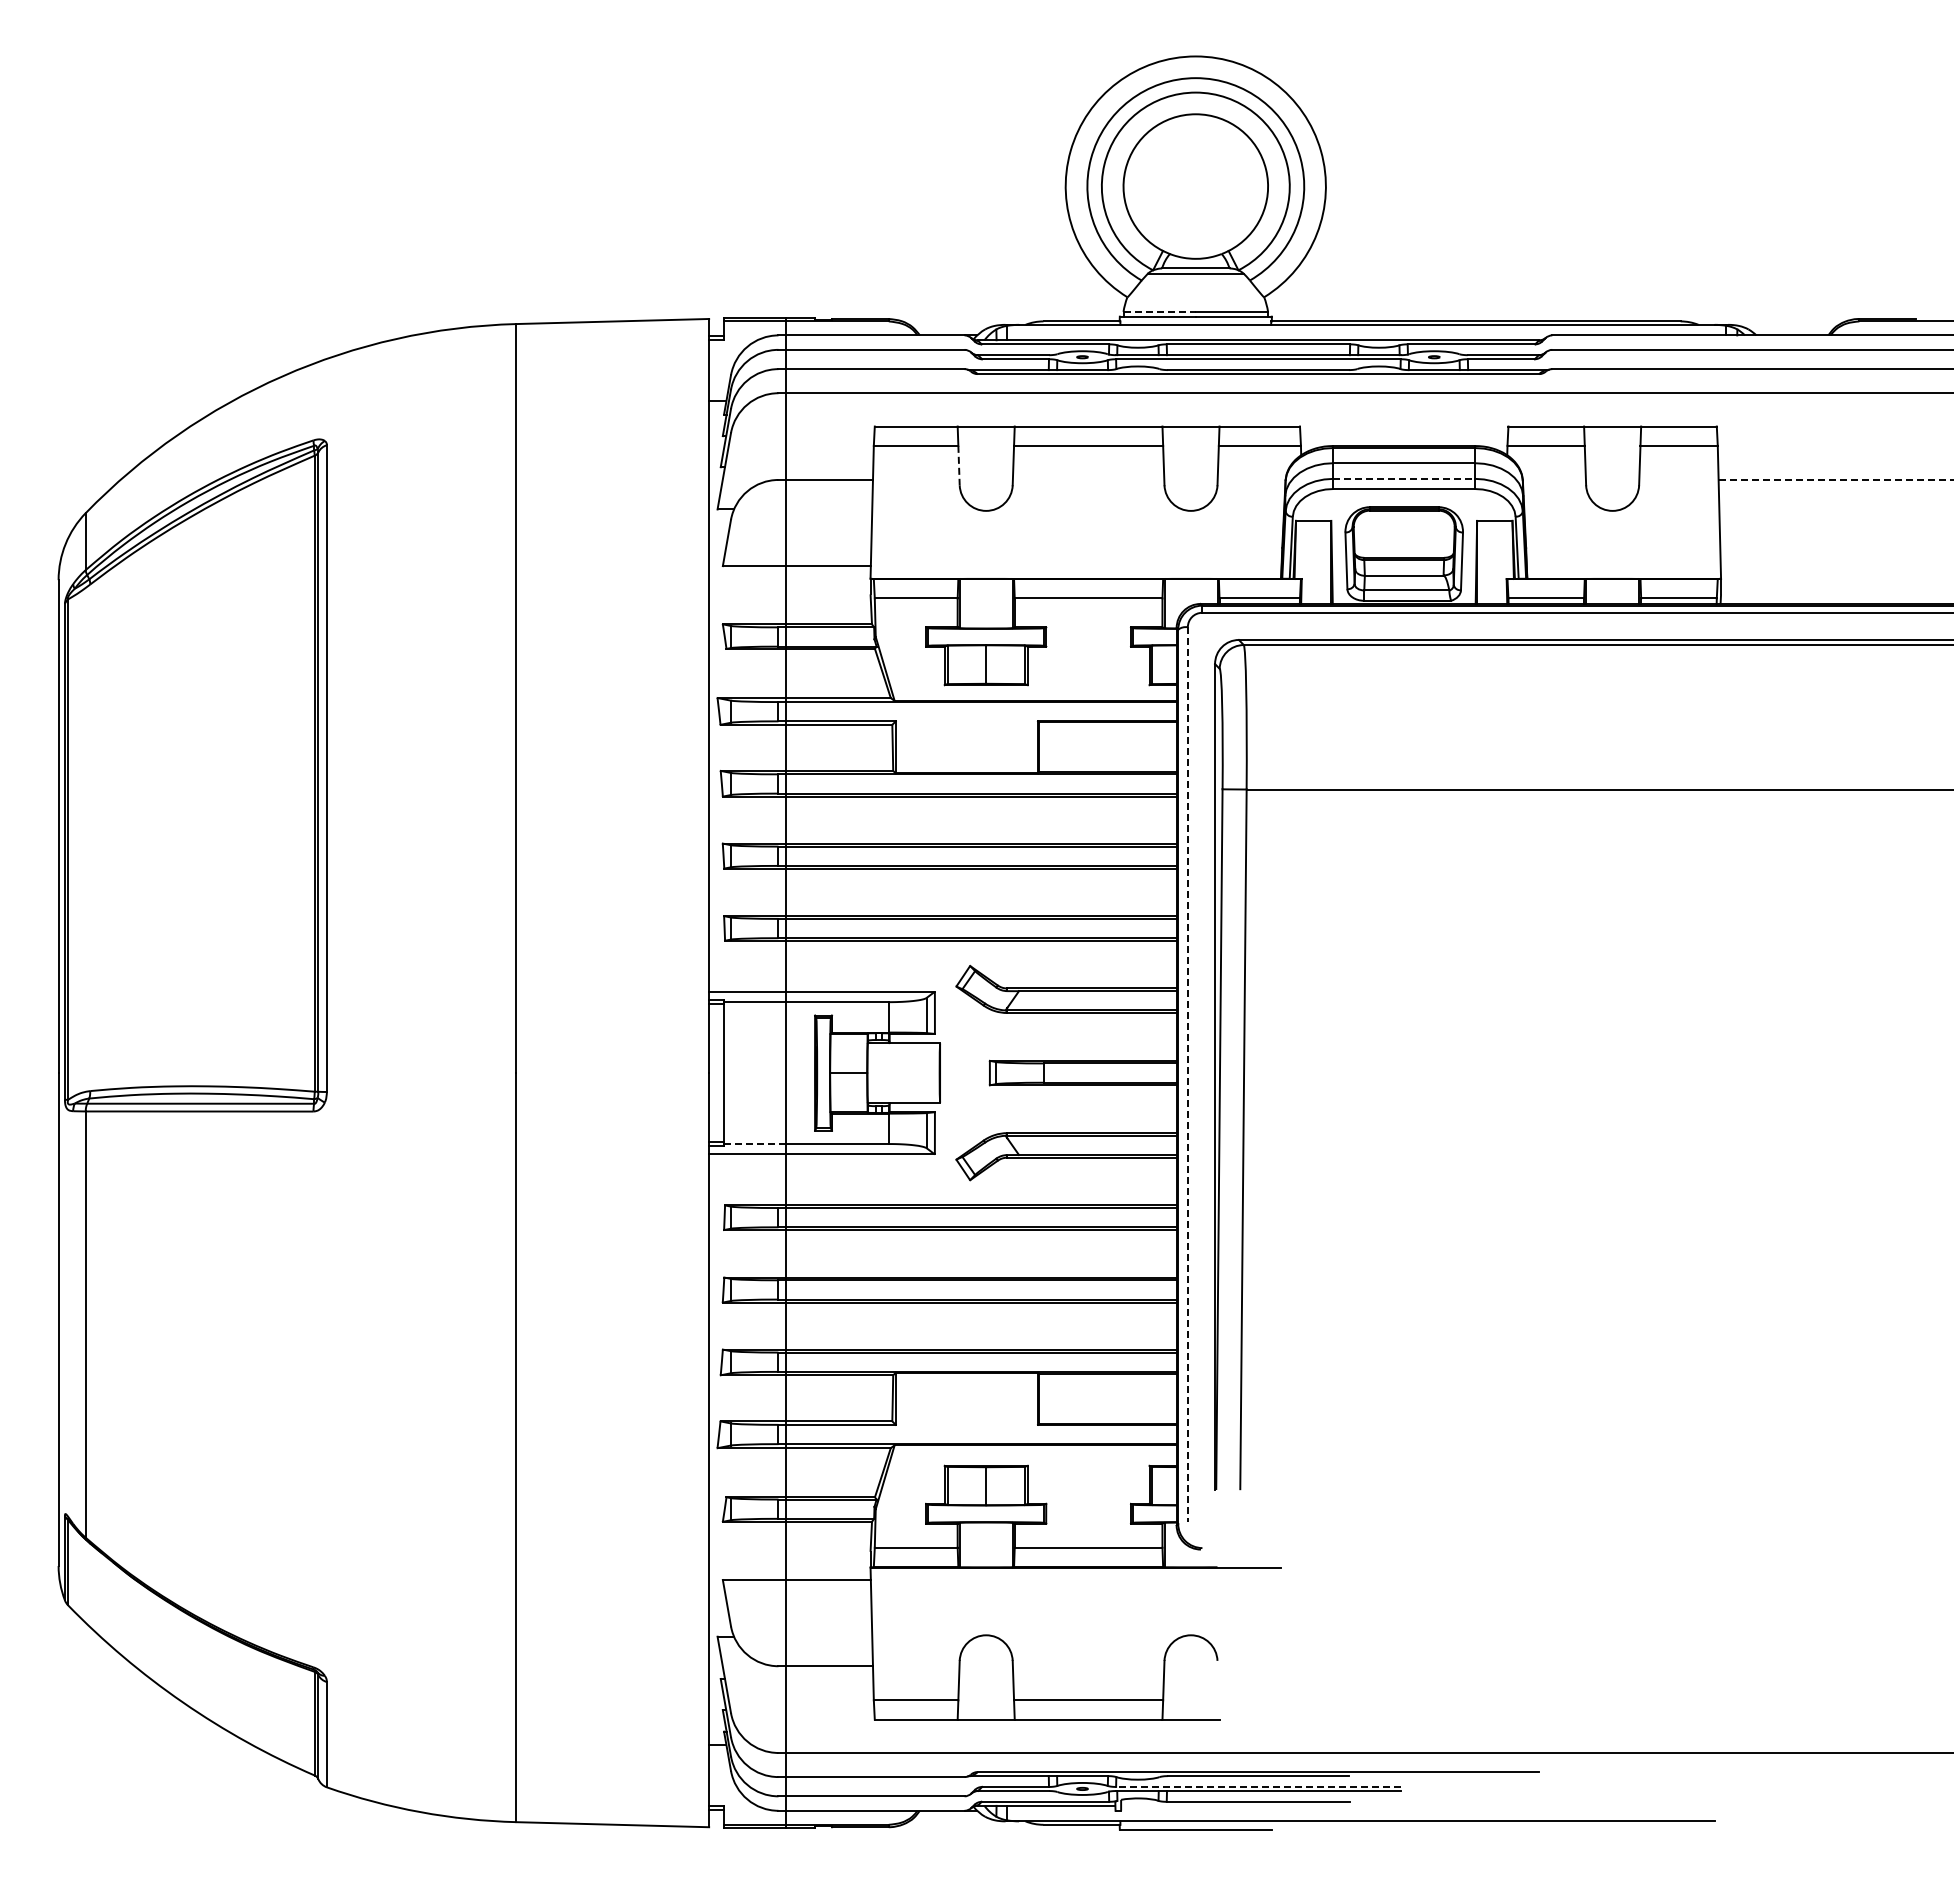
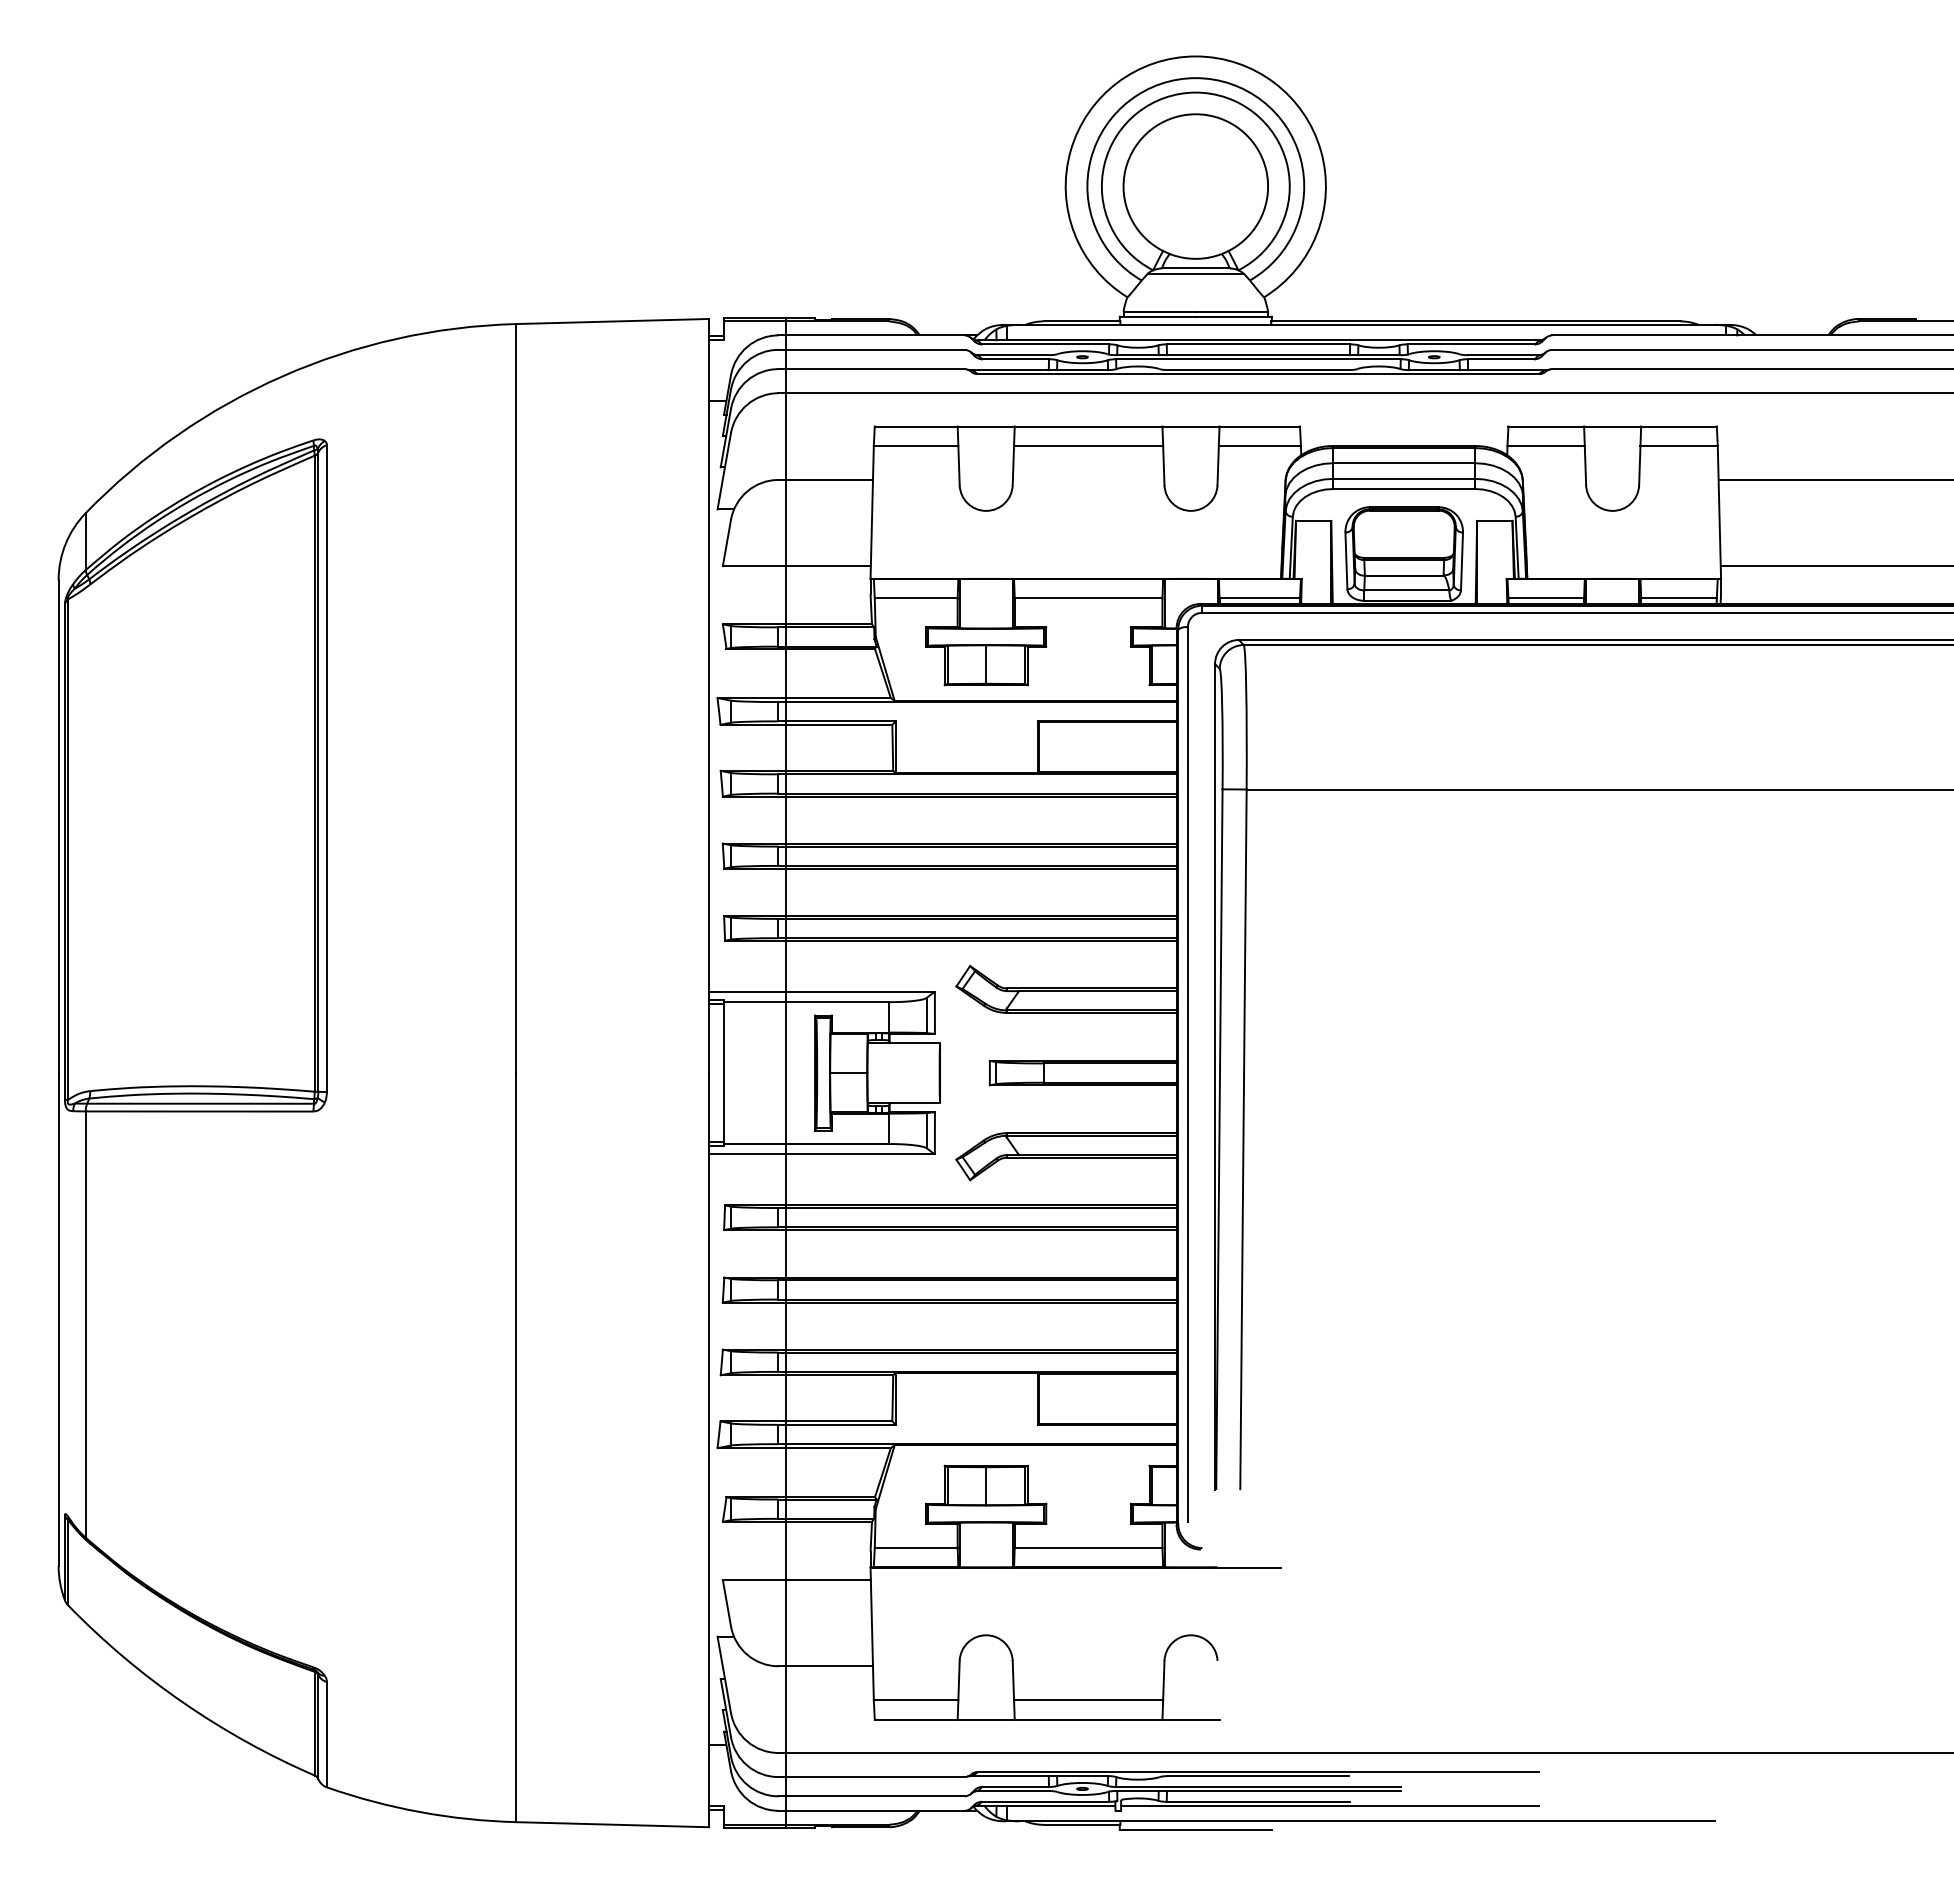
line: dashed -> solid (1160, 311)
line: dashed -> solid (959, 465)
line: dashed -> solid (1404, 478)
line: dashed -> solid (1836, 479)
line: none -> present (1835, 566)
line: dashed -> solid (1187, 1074)
line: dashed -> solid (754, 1144)
line: dashed -> solid (1257, 1786)
line: none -> present (1330, 1805)
